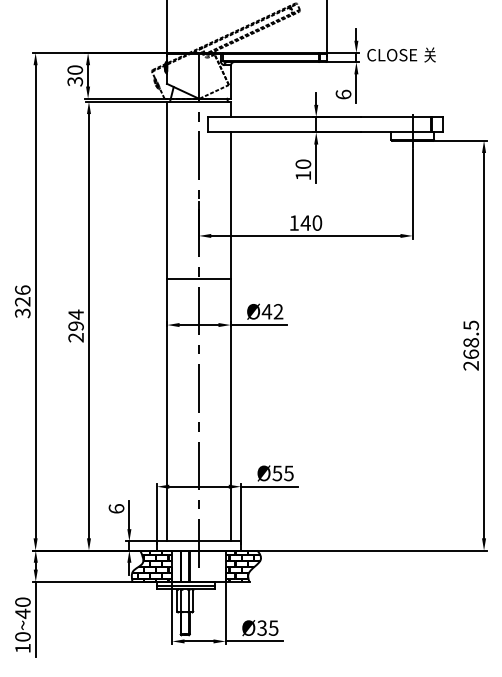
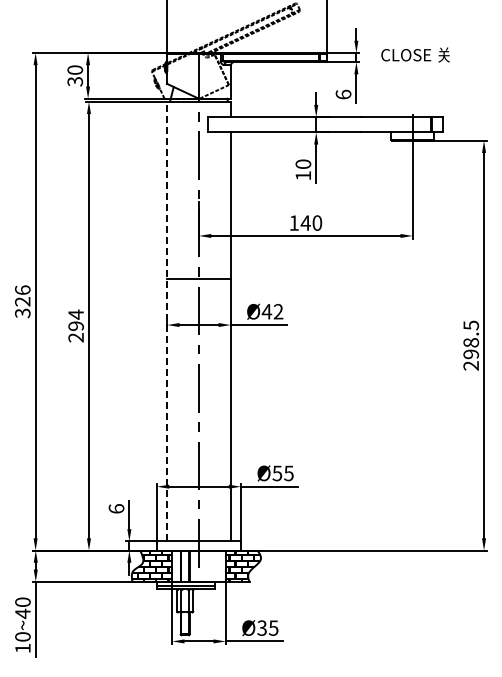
text position: (401, 54) -> (415, 54) (415, 54)
line: solid -> dashed (167, 321)
text: 268.5 -> 298.5 (471, 354)
